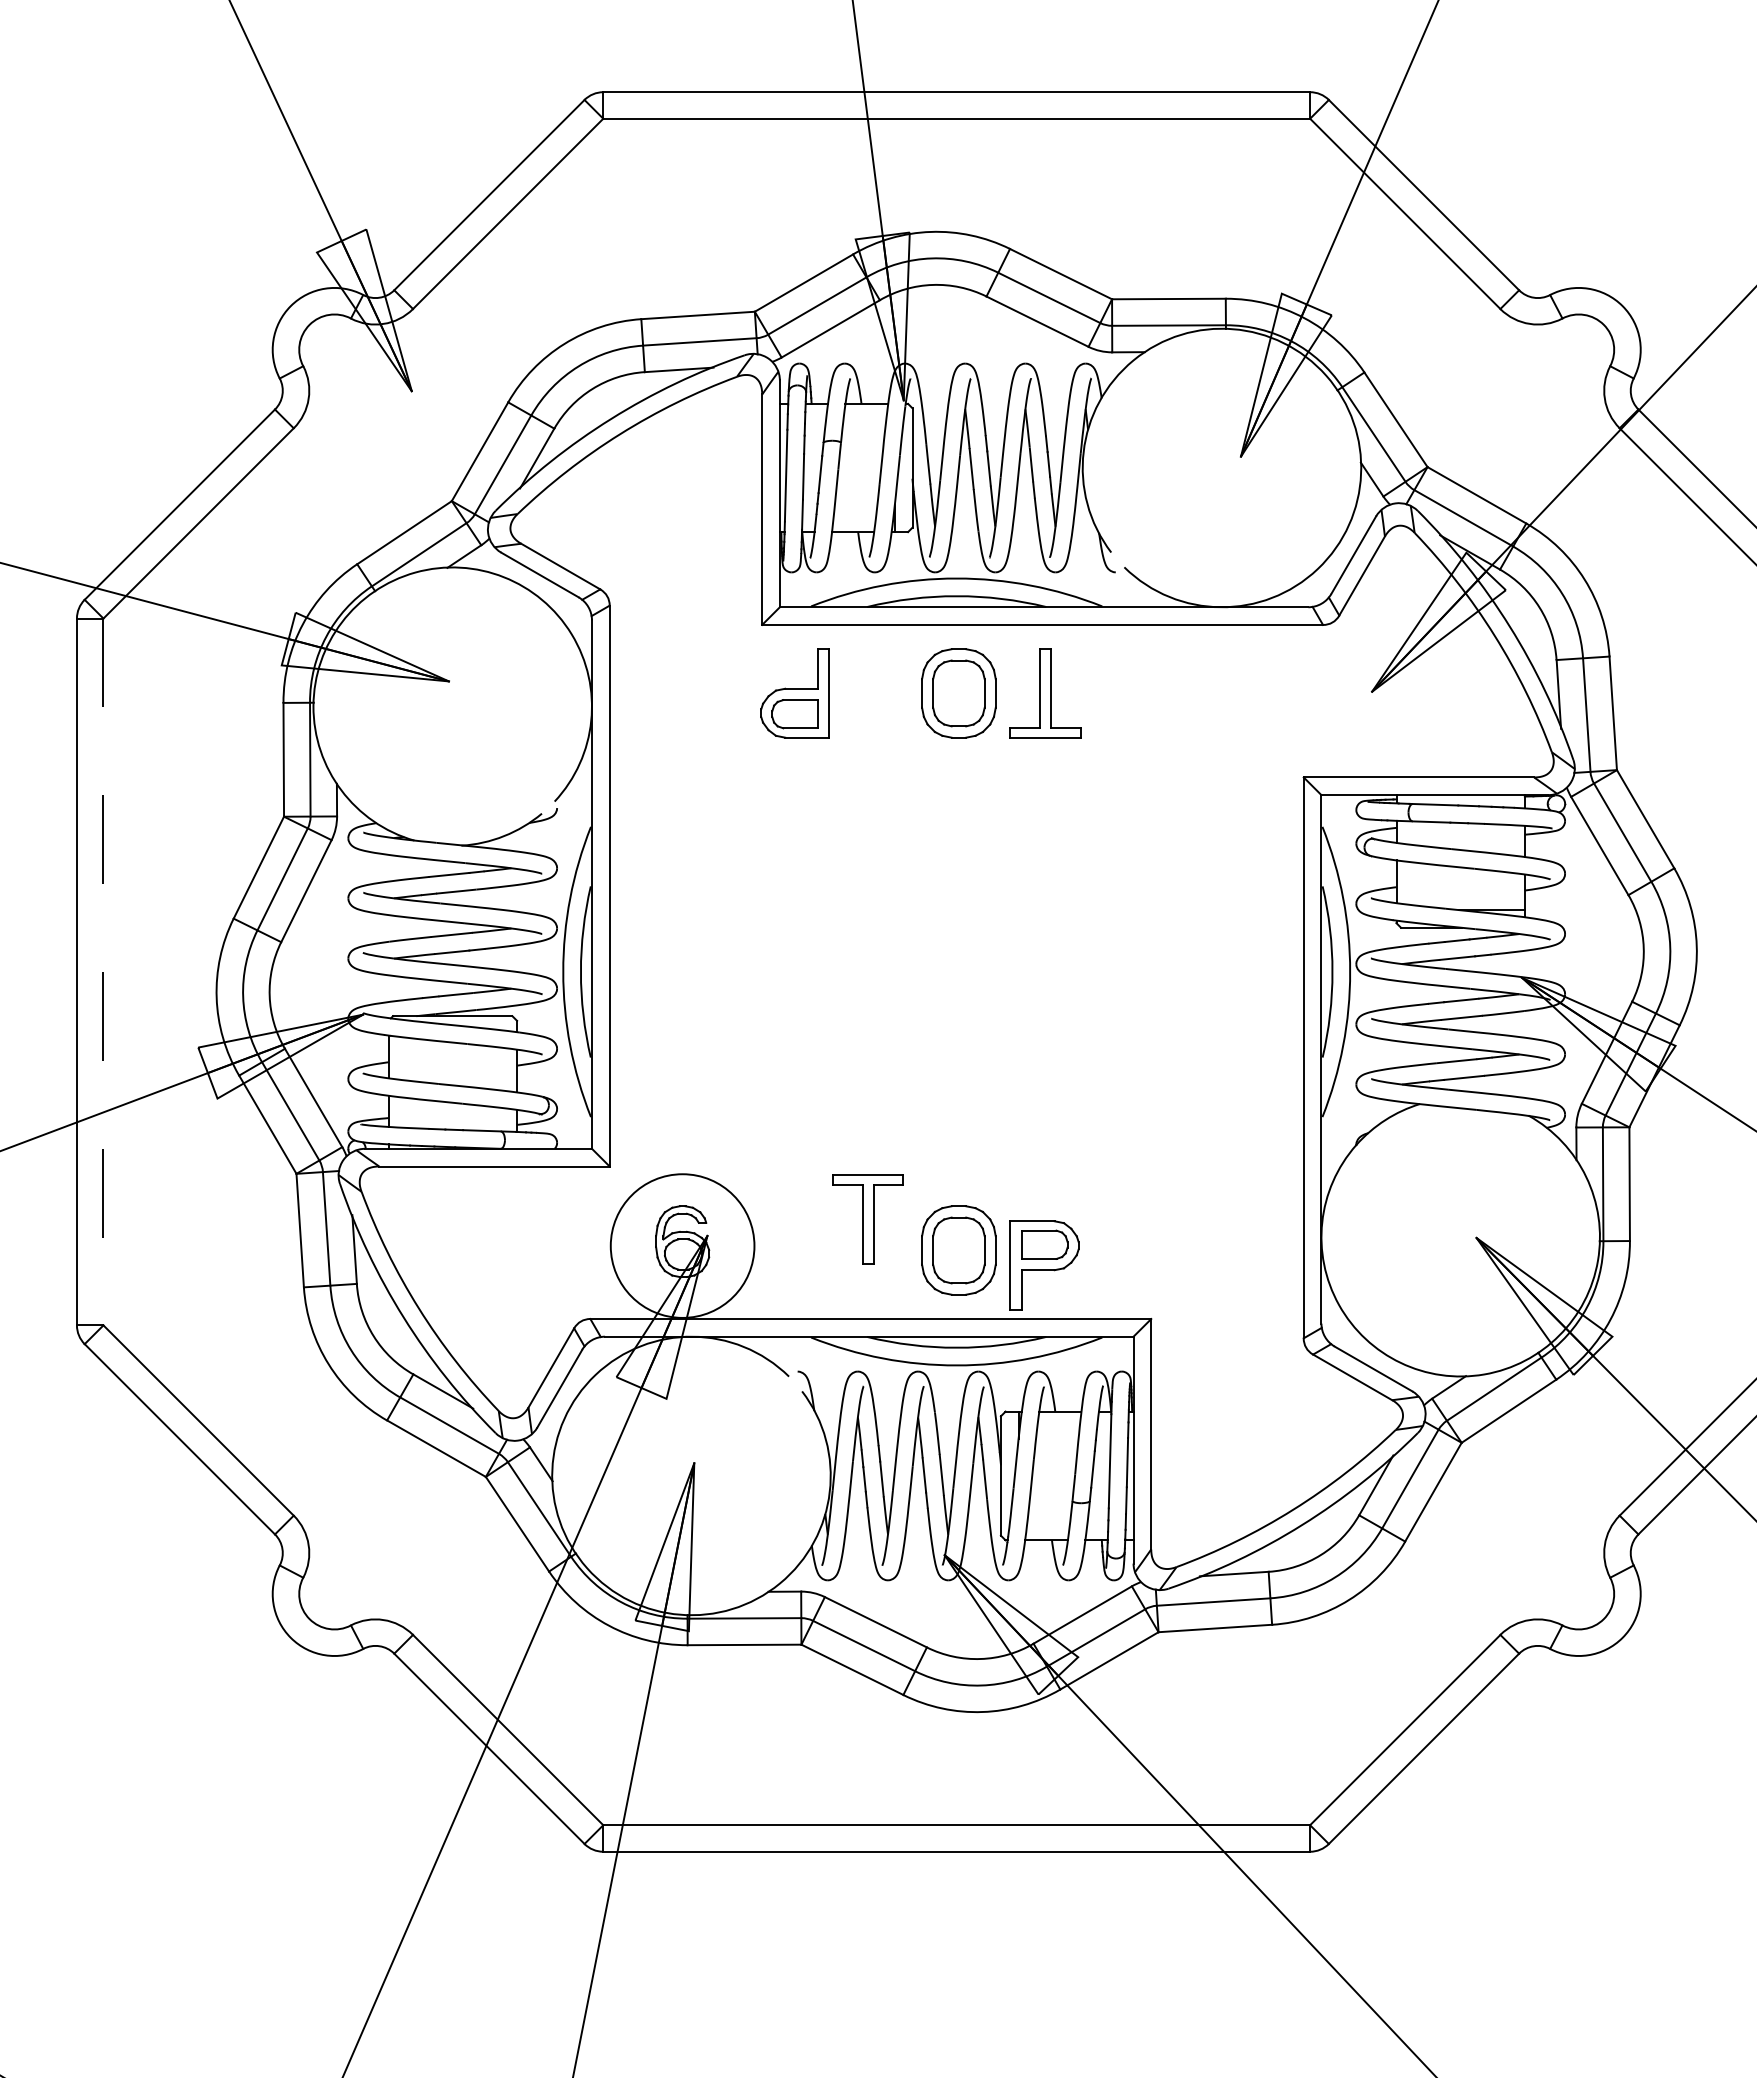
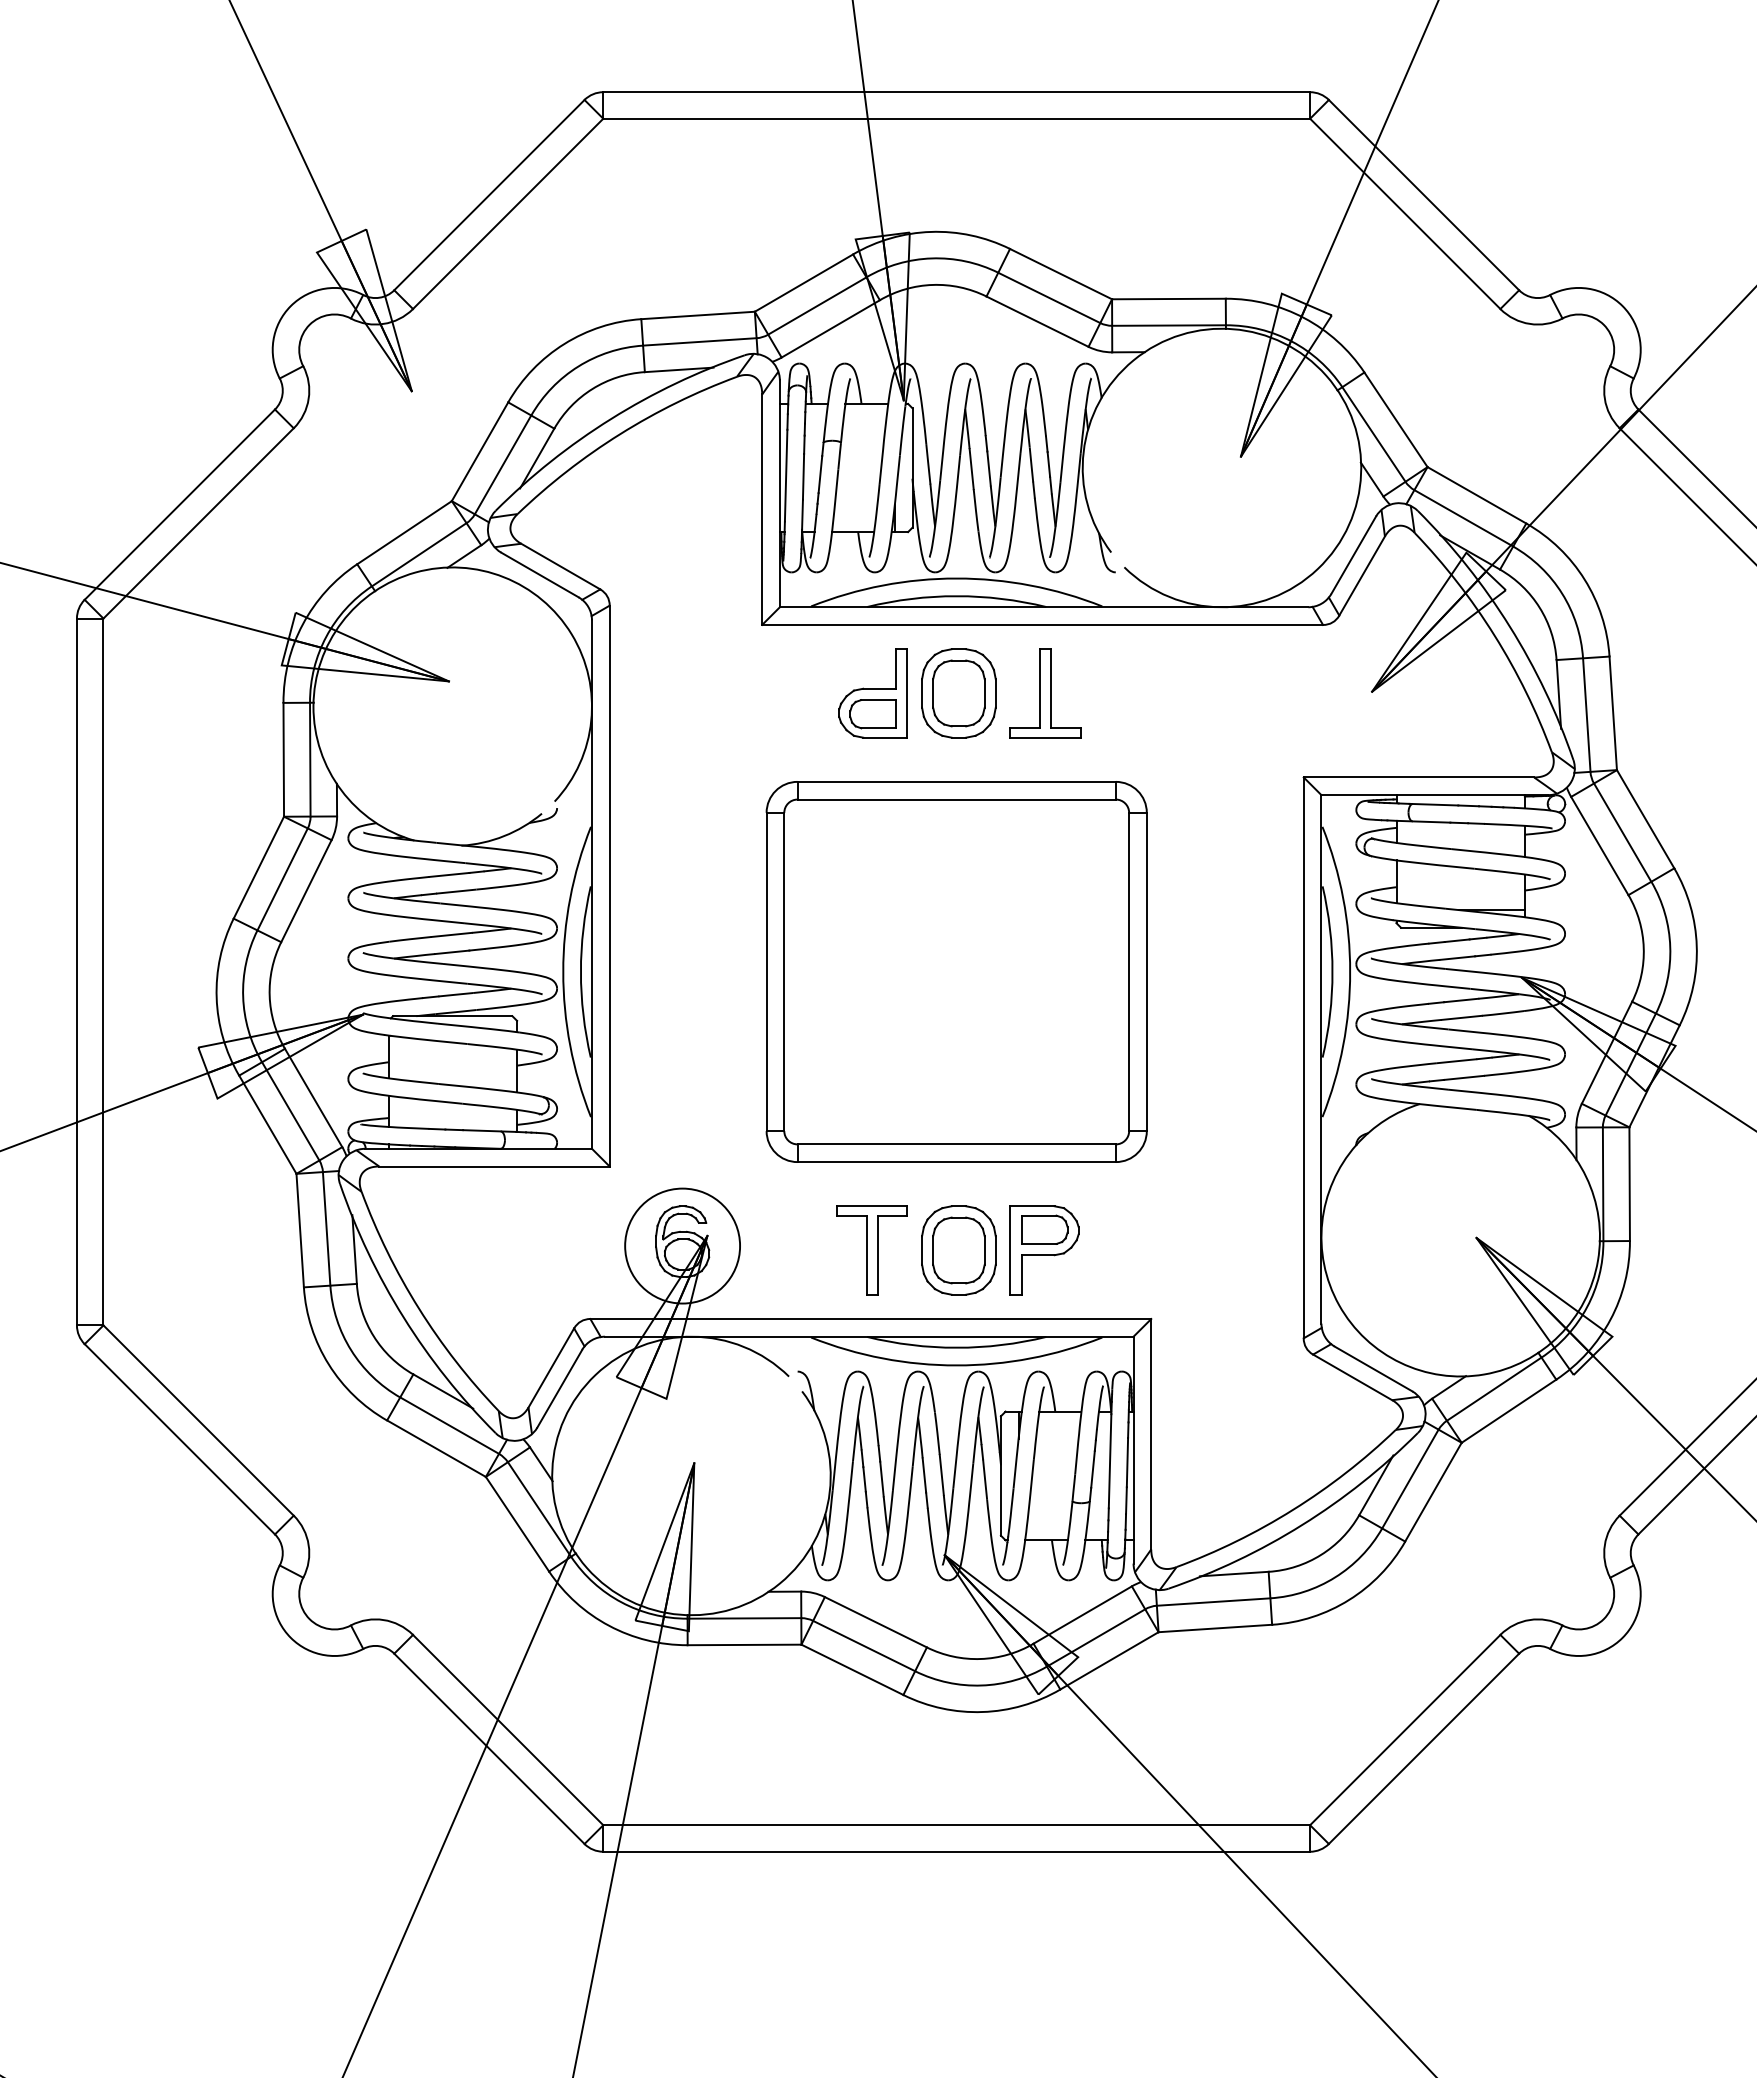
part position: (794, 693) -> (872, 693) (872, 693)
part: none -> present (956, 971)
line: dashed -> solid (103, 972)
part position: (867, 1219) -> (871, 1250) (871, 1250)
circle diameter: 144 px -> 115 px (682, 1245)
part position: (1044, 1265) -> (1044, 1250) (1044, 1250)
